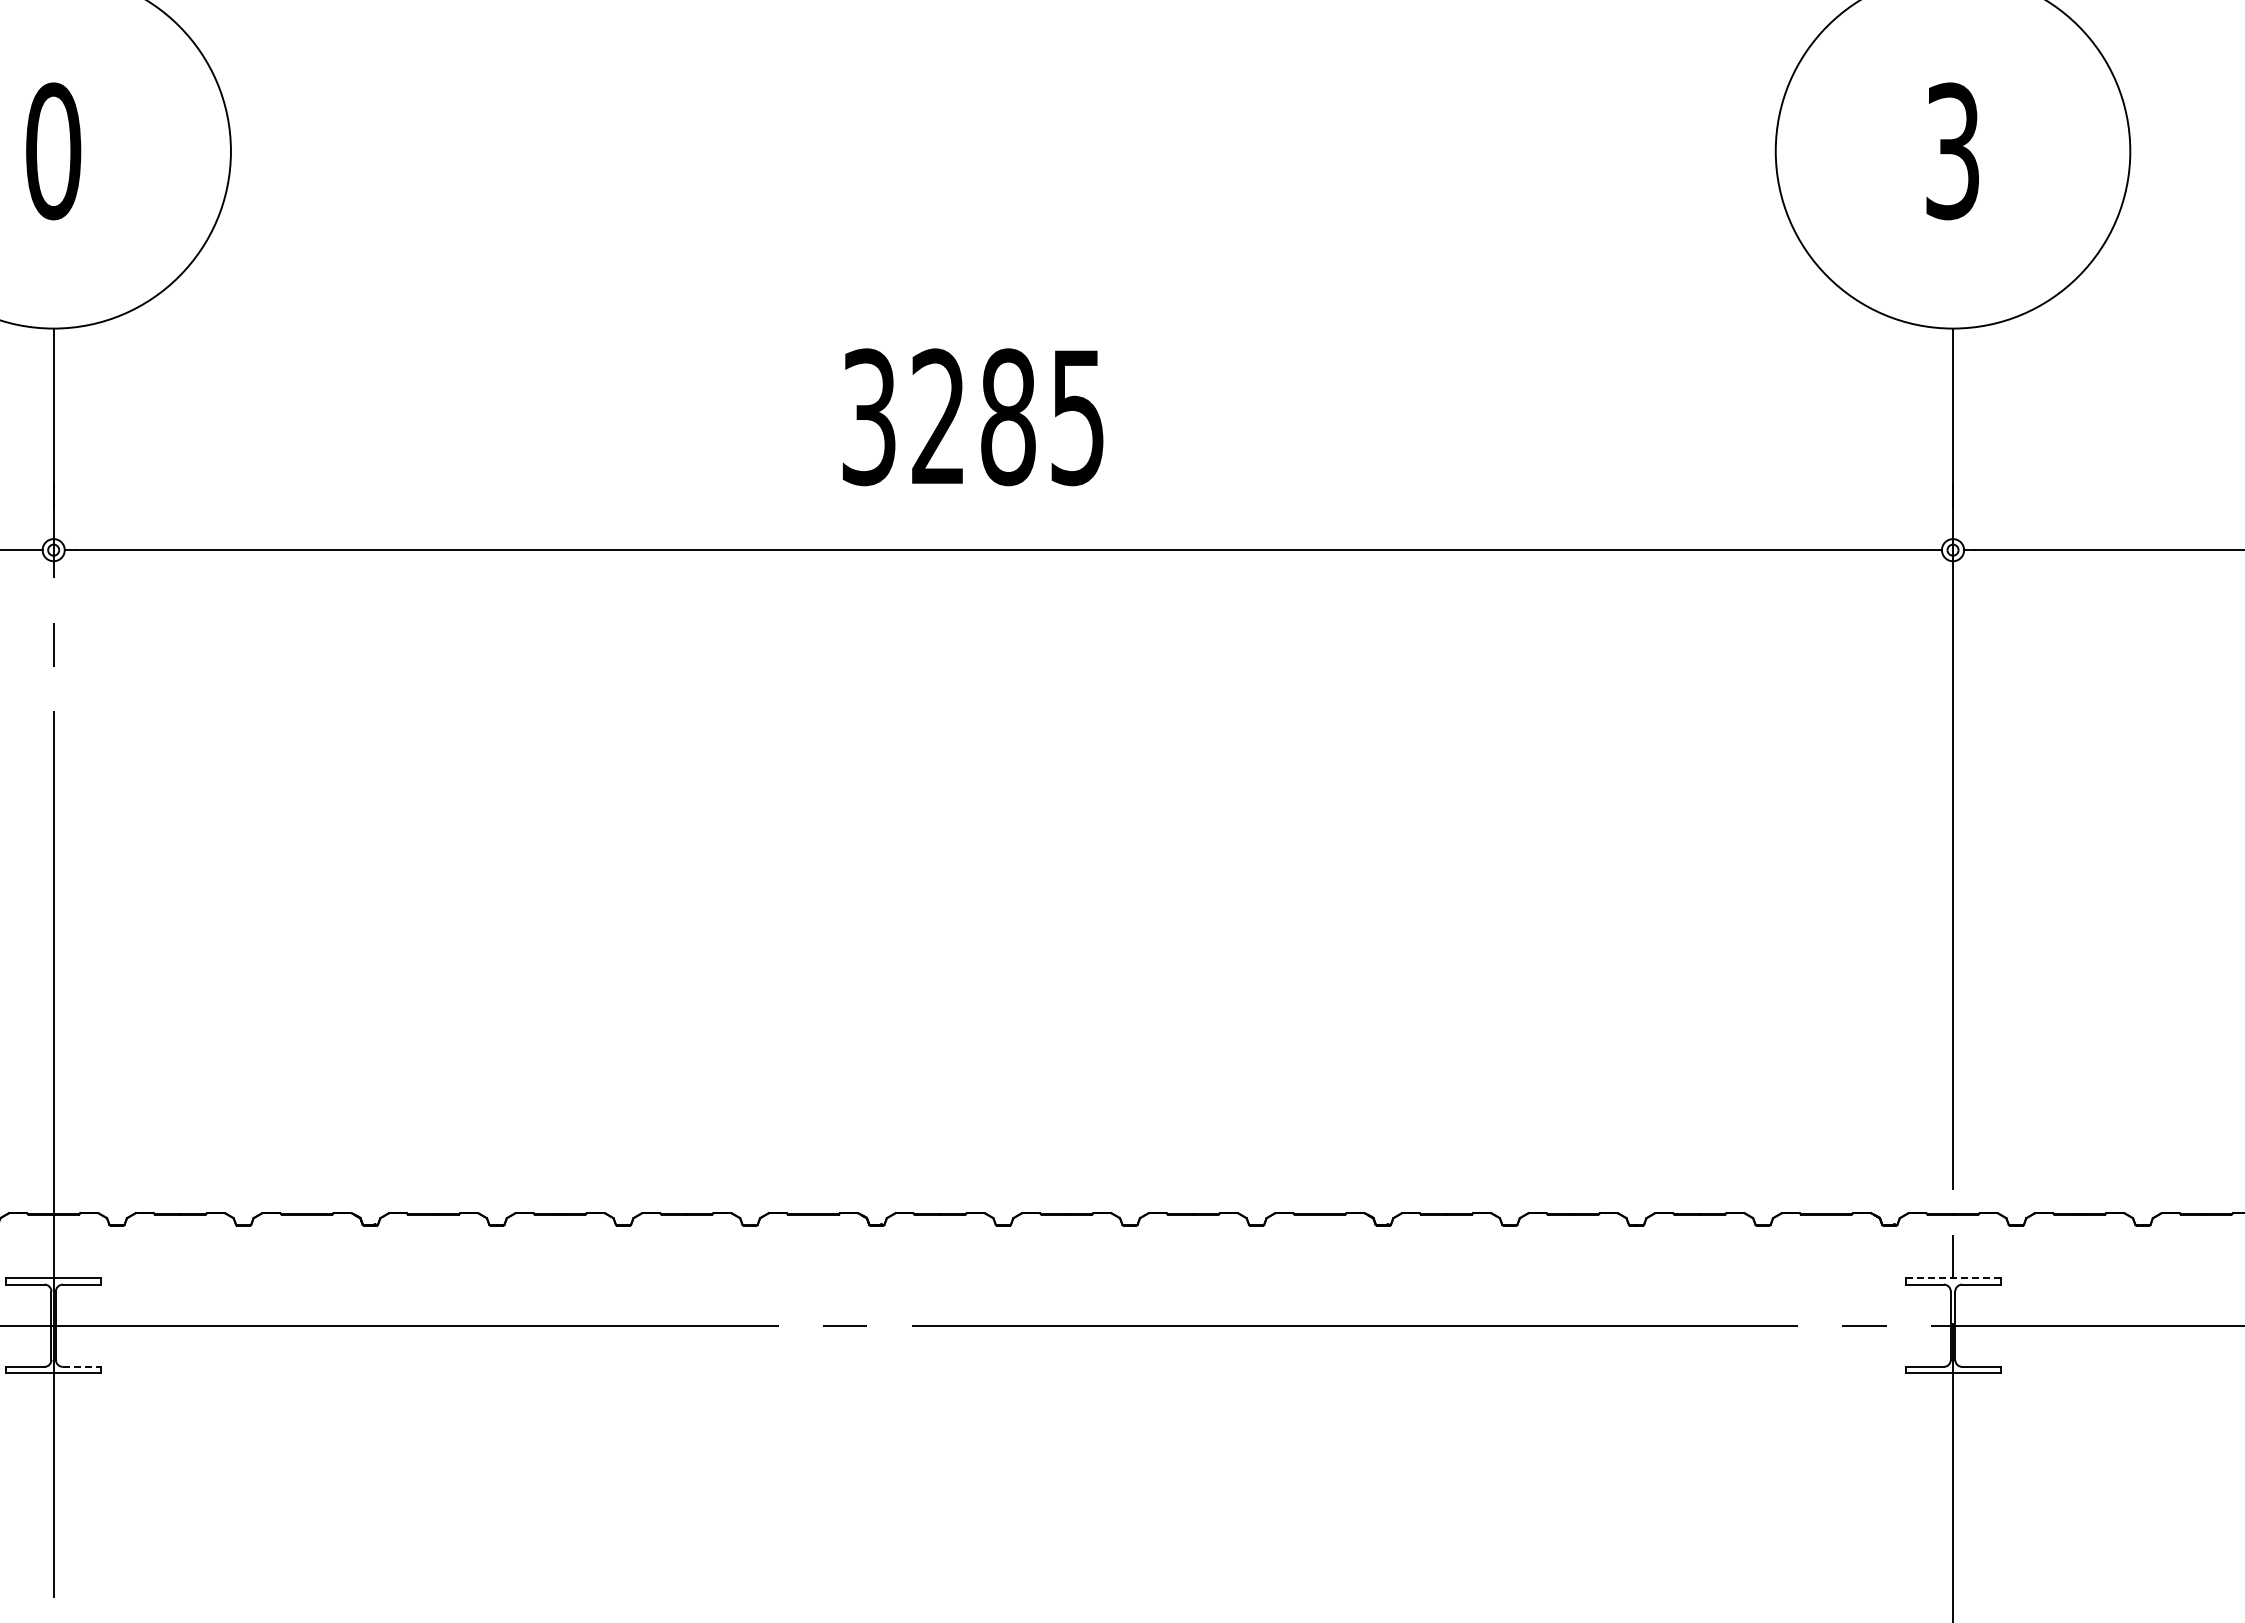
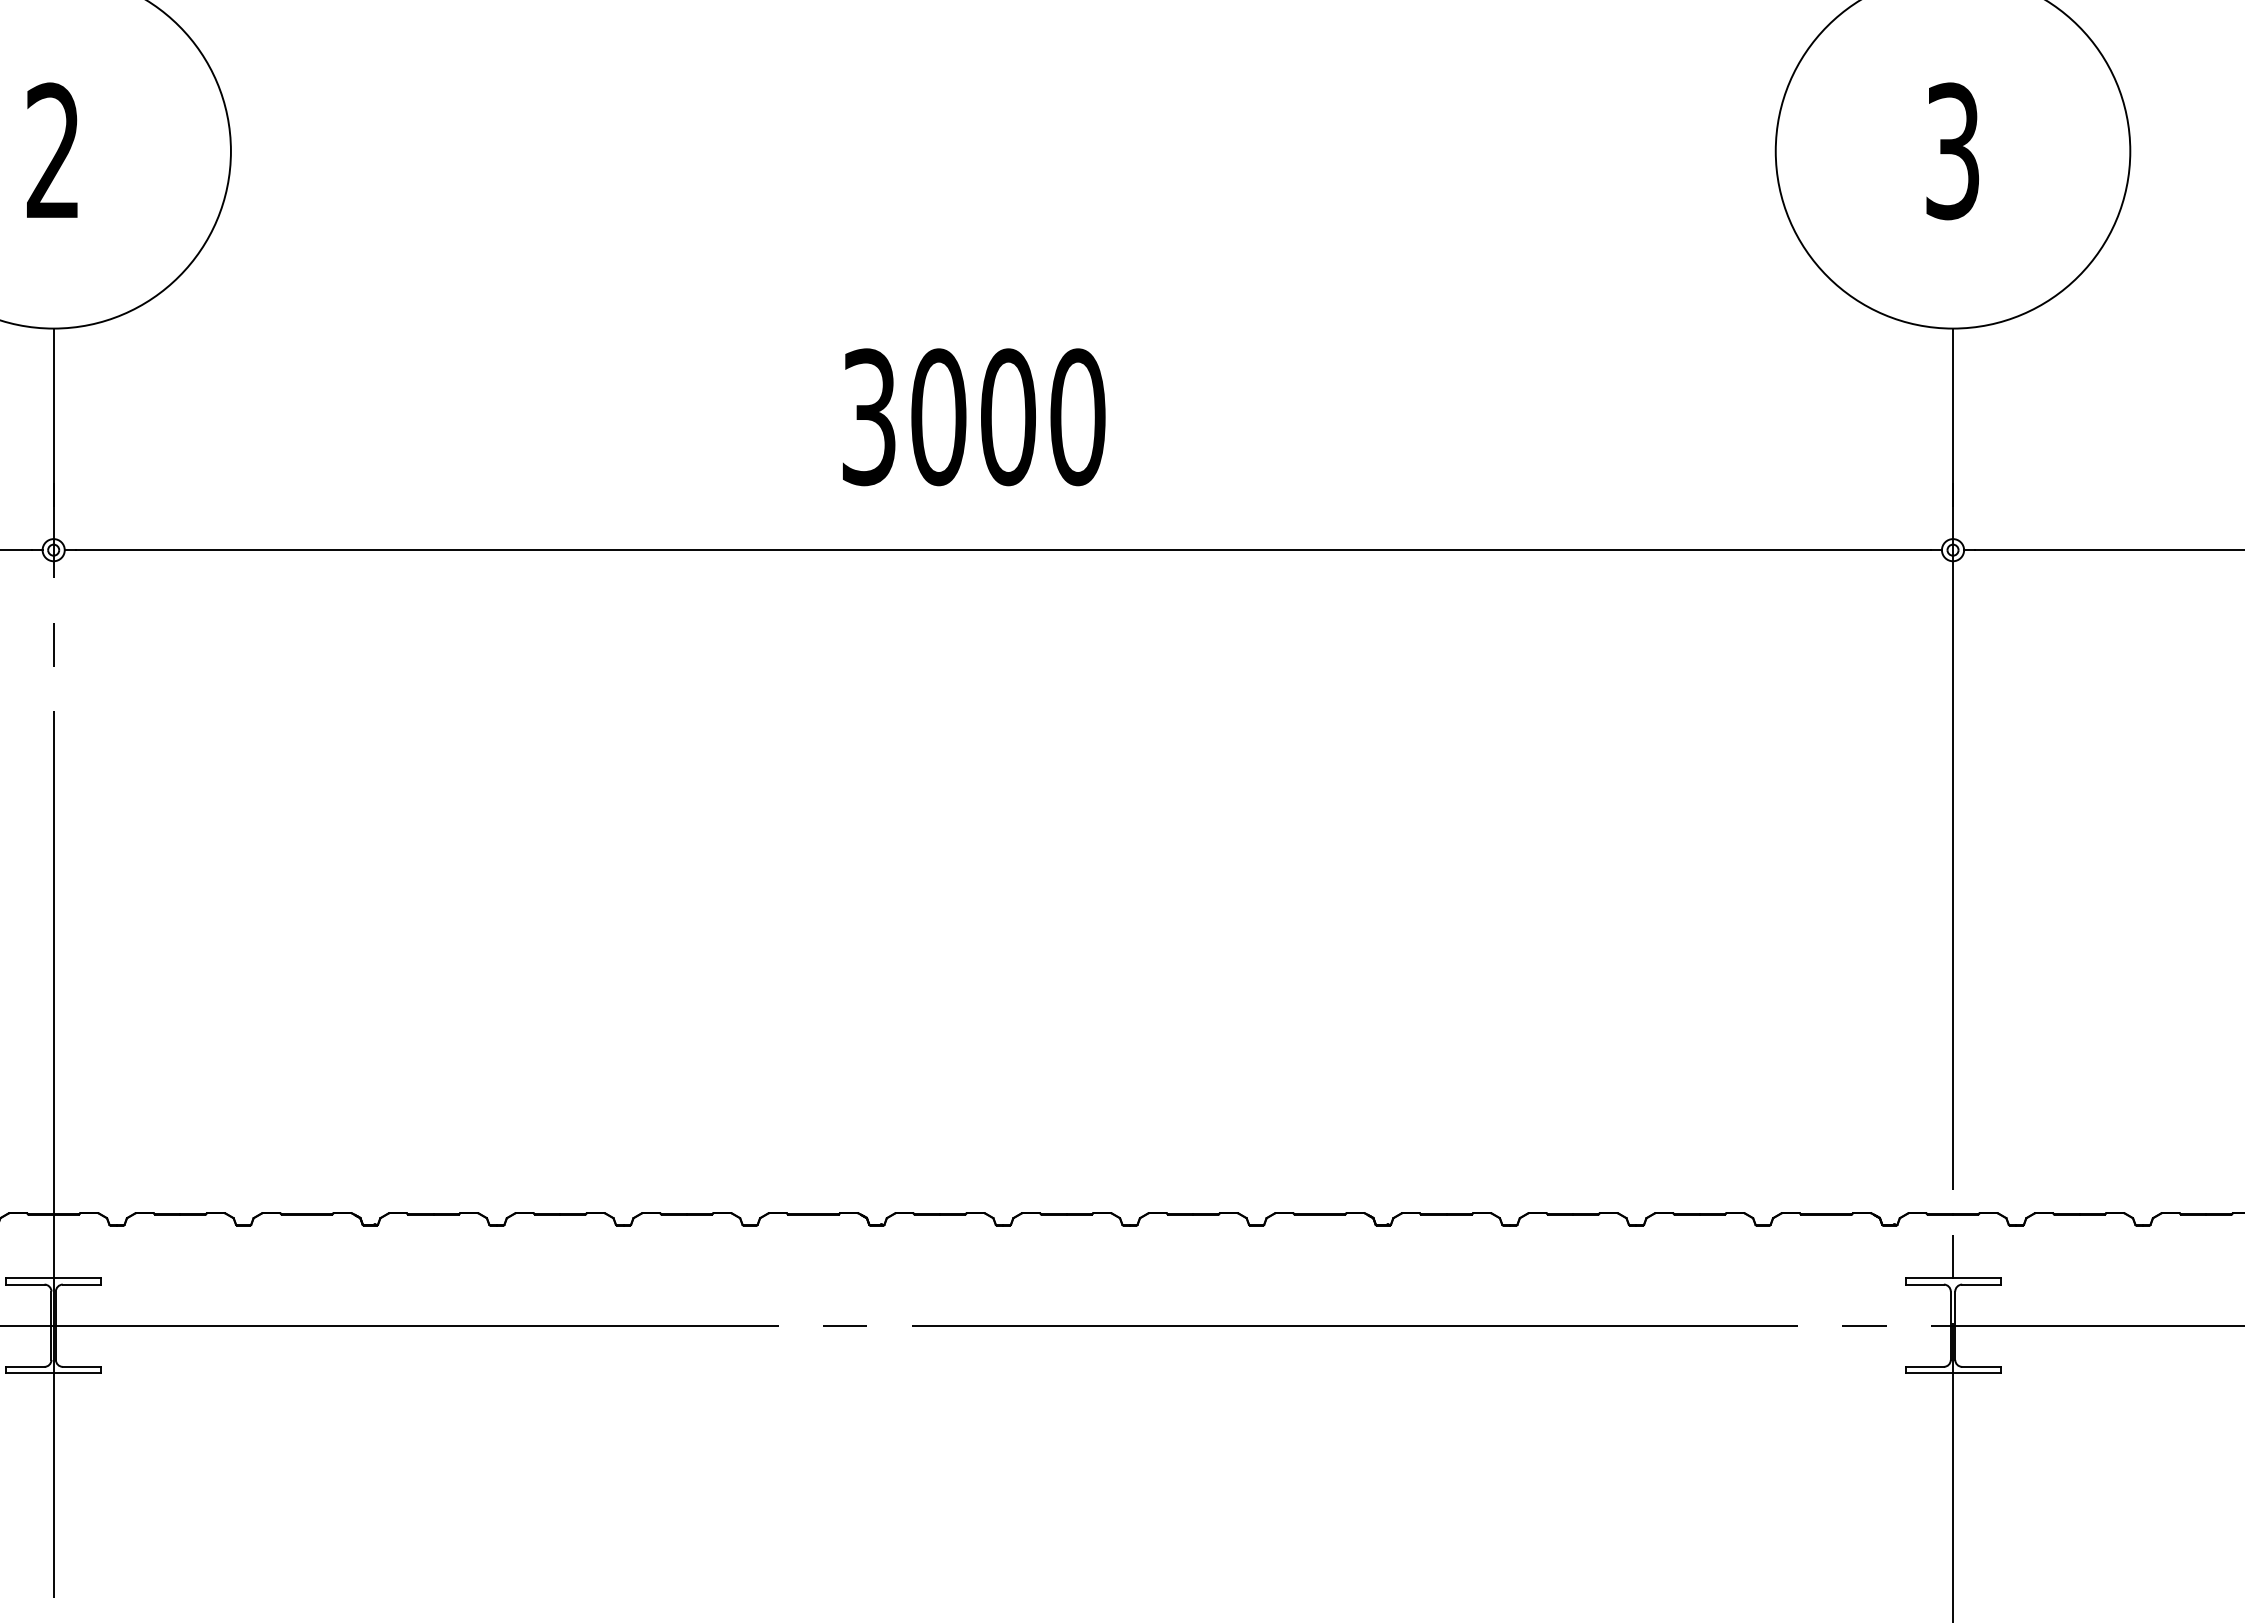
text: 0 -> 2 (53, 151)
text: 3285 -> 3000 (1008, 417)
line: dashed -> solid (1953, 1278)
line: dashed -> solid (82, 1366)
